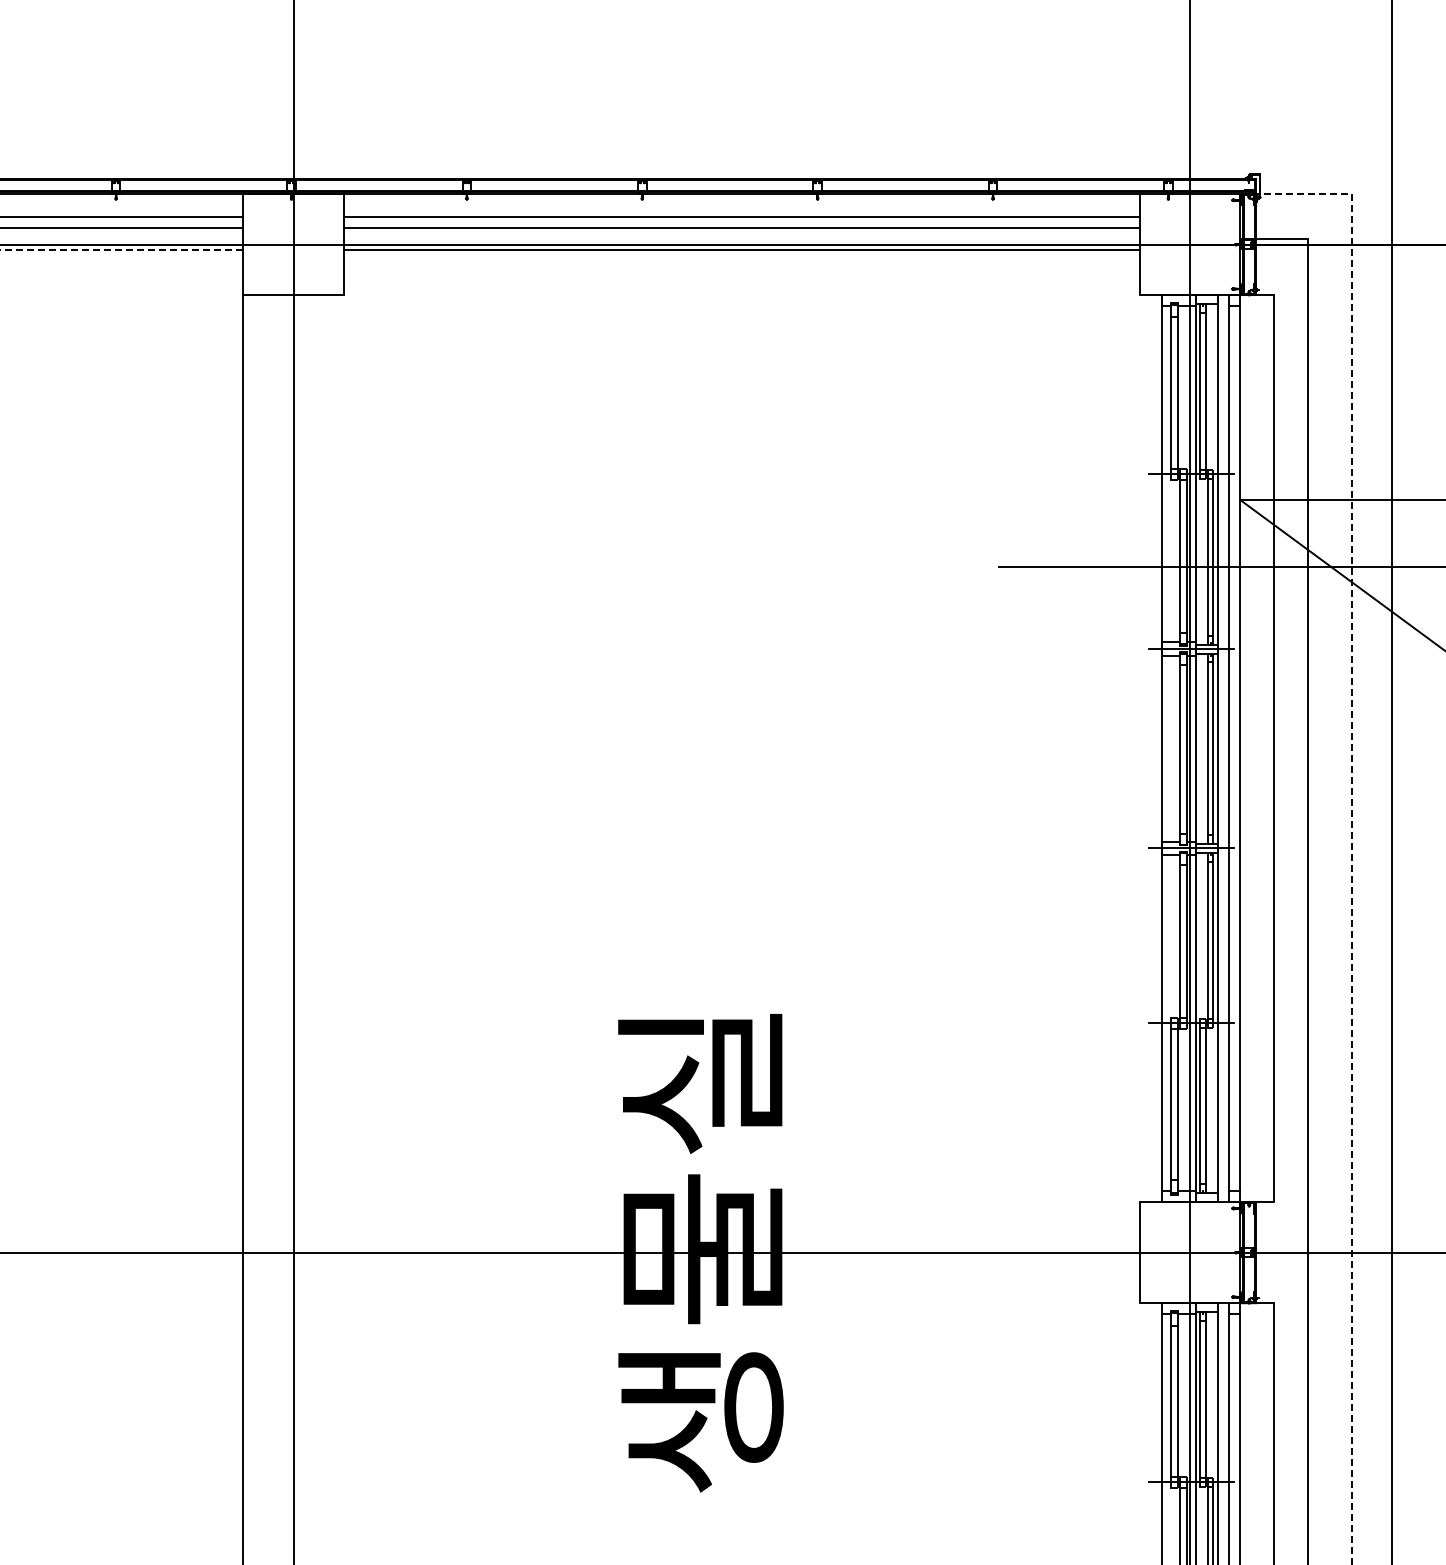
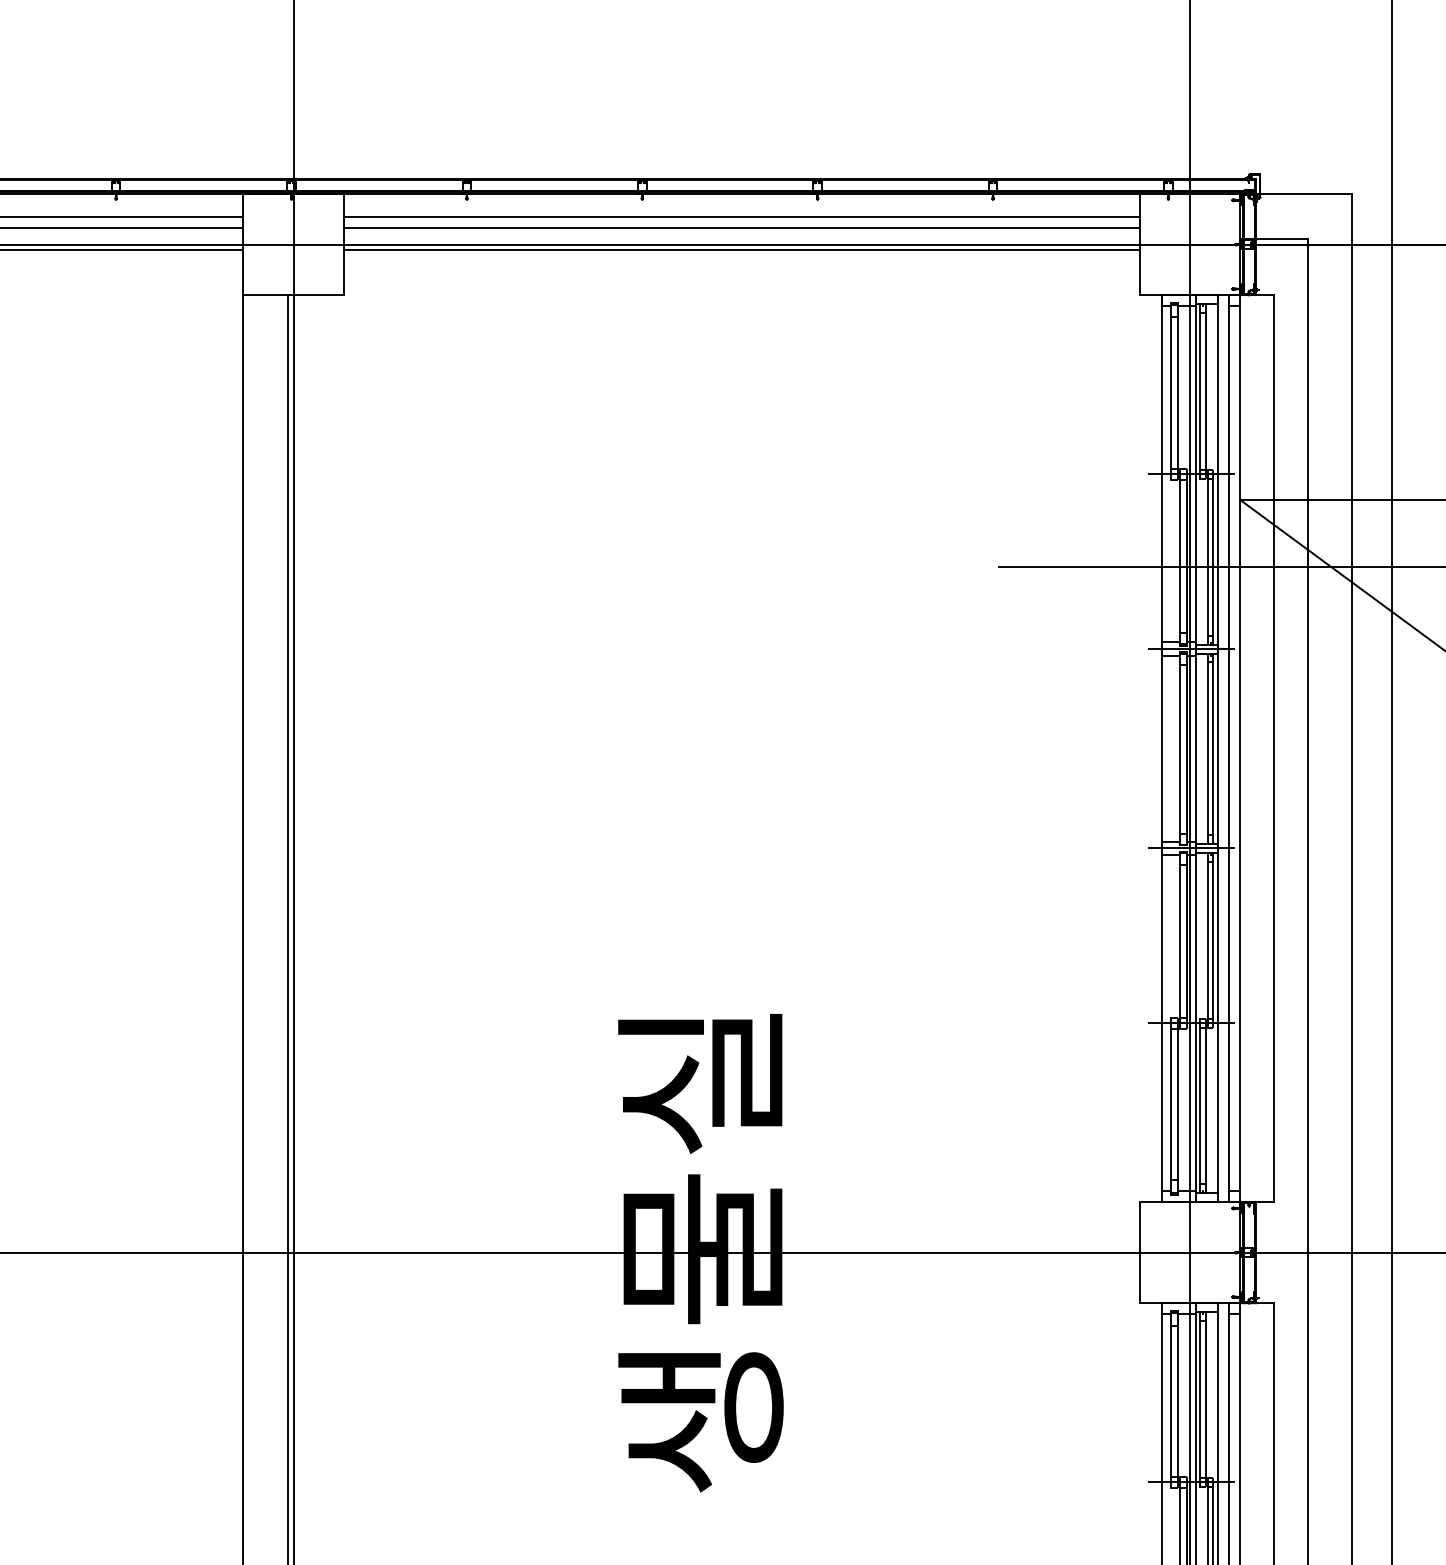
line: dashed -> solid (121, 250)
line: dashed -> solid (1352, 822)
line: none -> present (288, 928)
